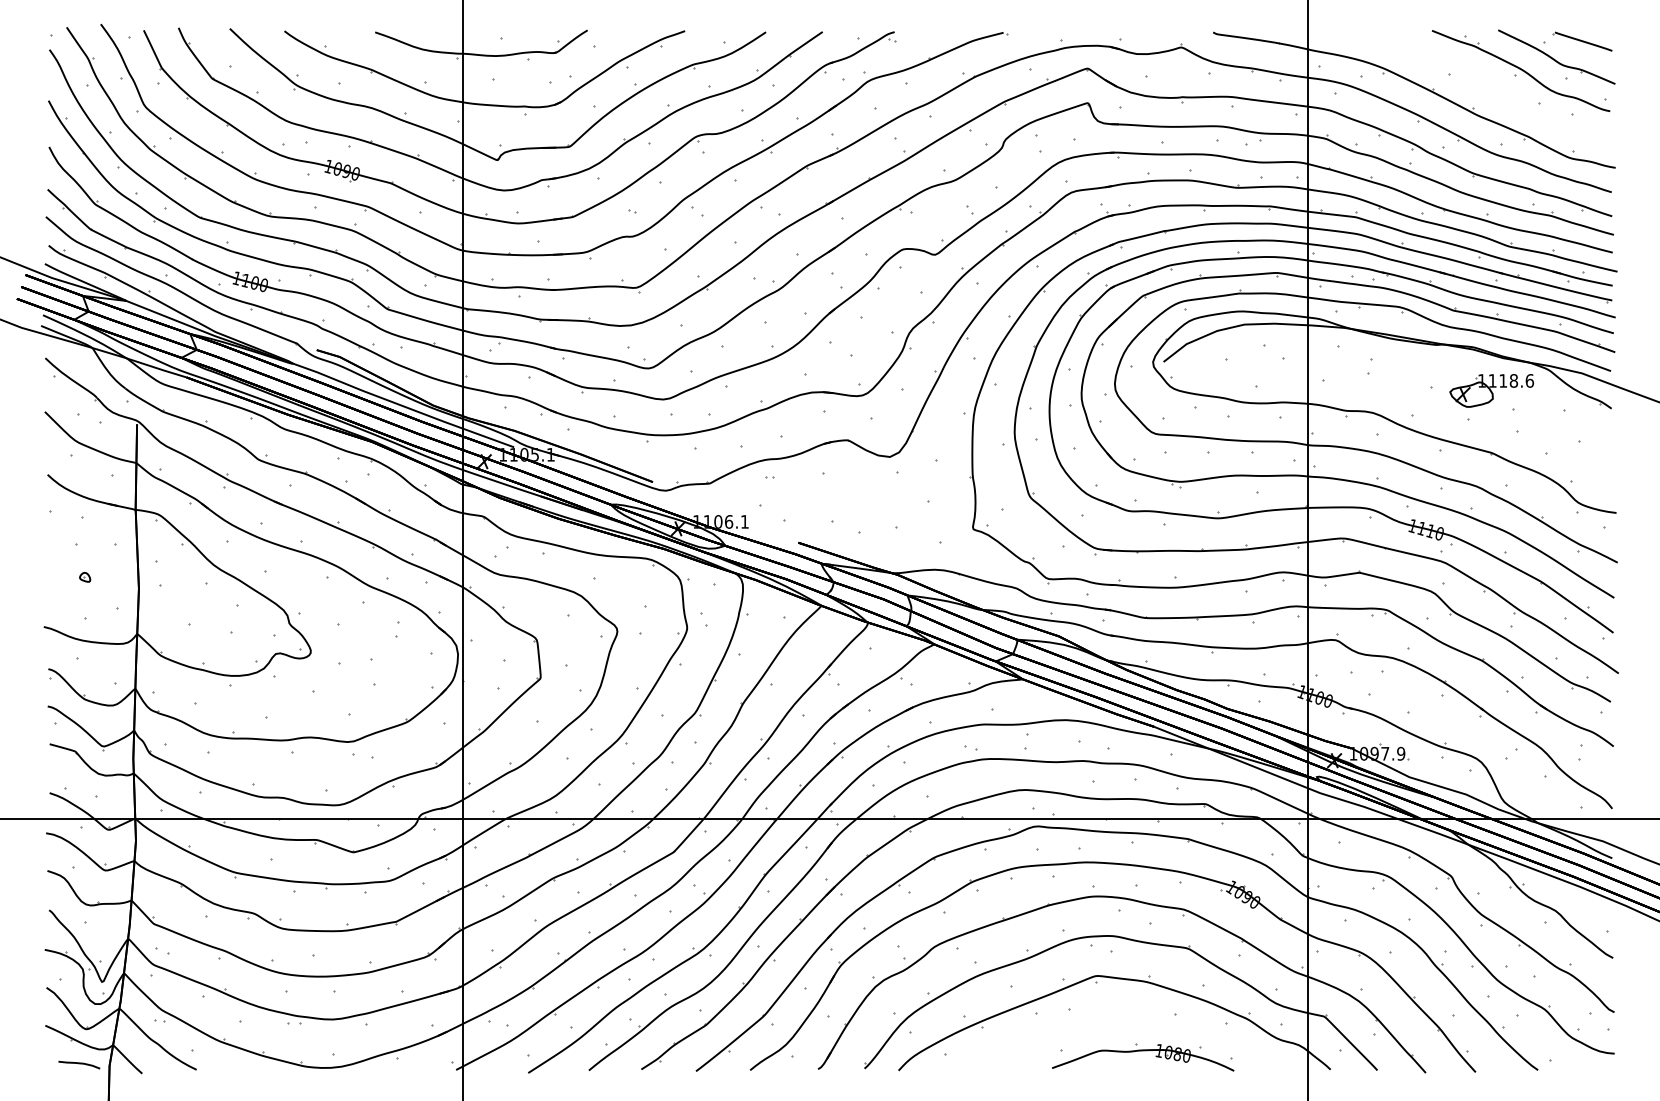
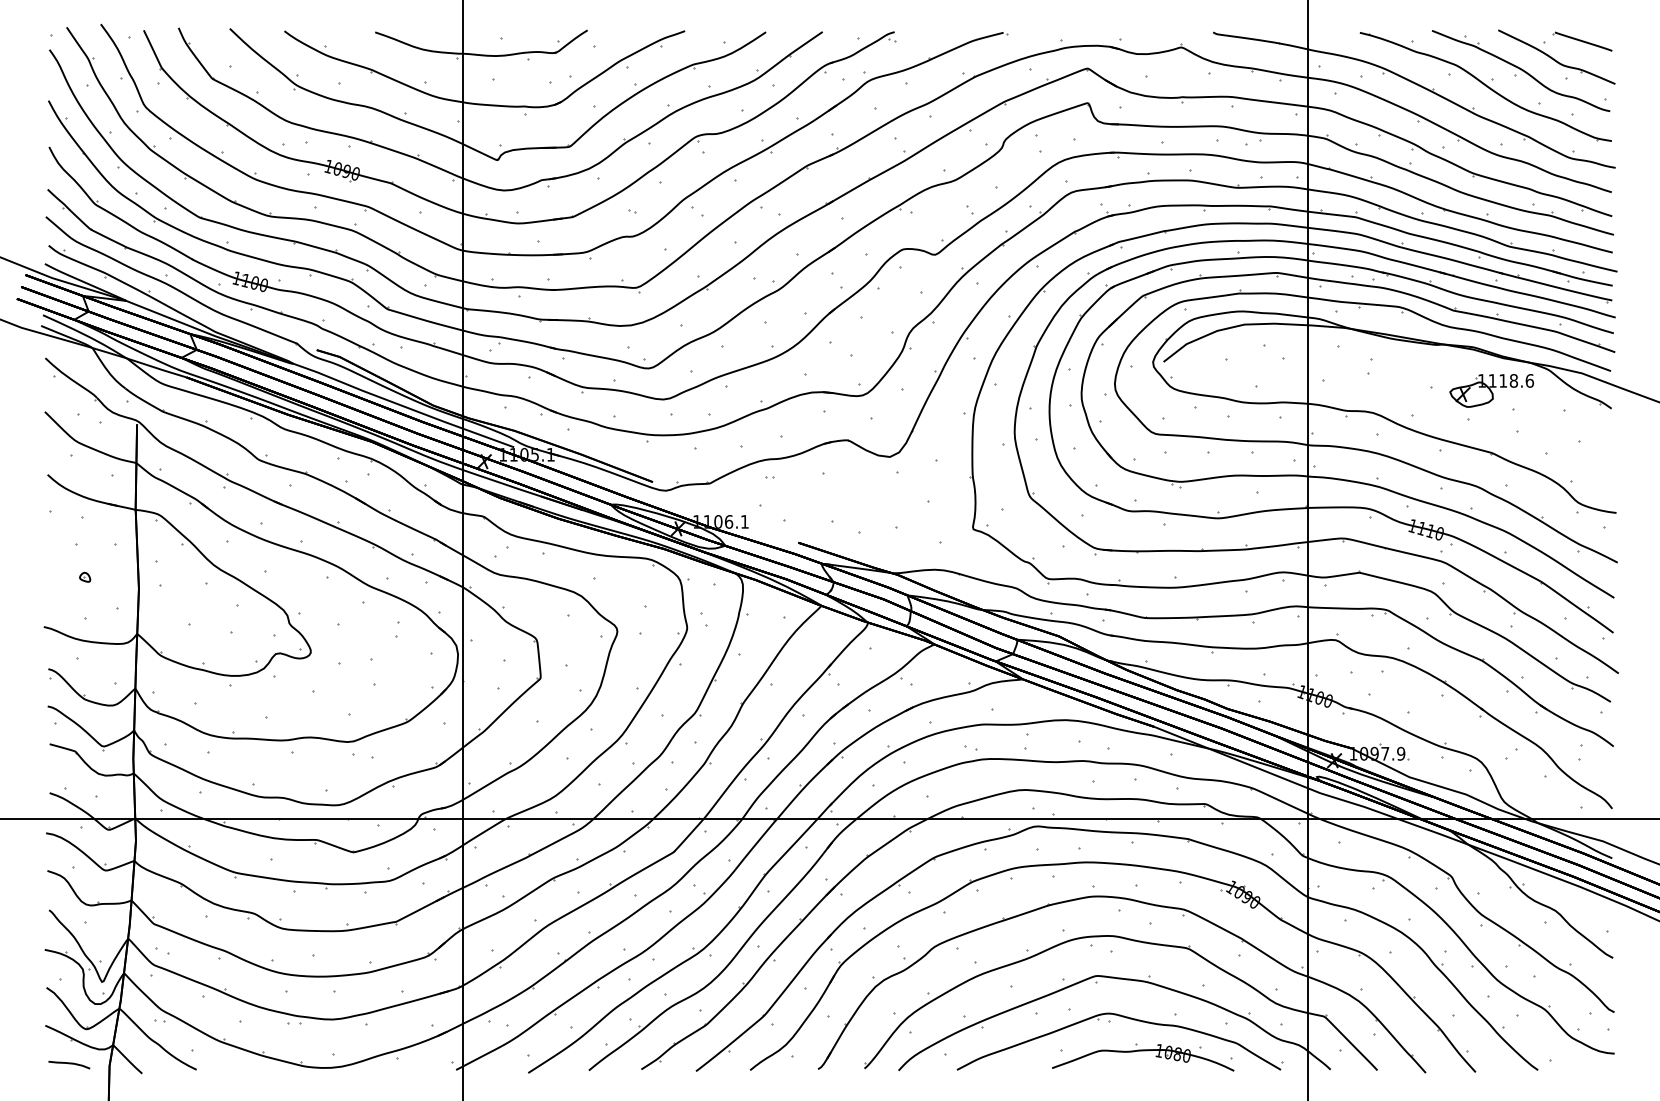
part: none -> present (1485, 86)
part: none -> present (1109, 1022)
curve position: (79, 1064) -> (69, 1064) (69, 1064)
